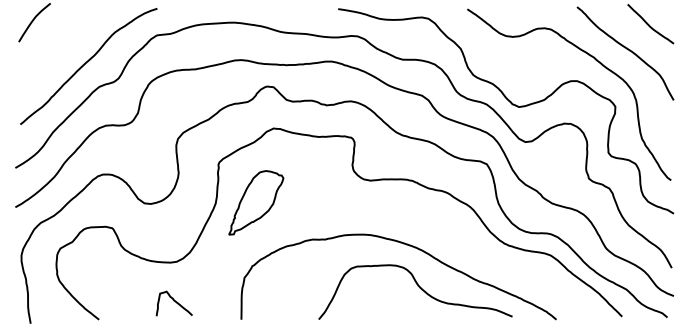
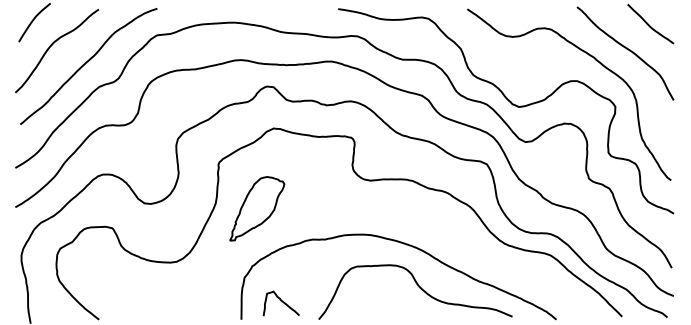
curve: none -> present (52, 45)
part position: (256, 202) -> (257, 208) (257, 208)
curve position: (173, 301) -> (280, 301) (280, 301)
